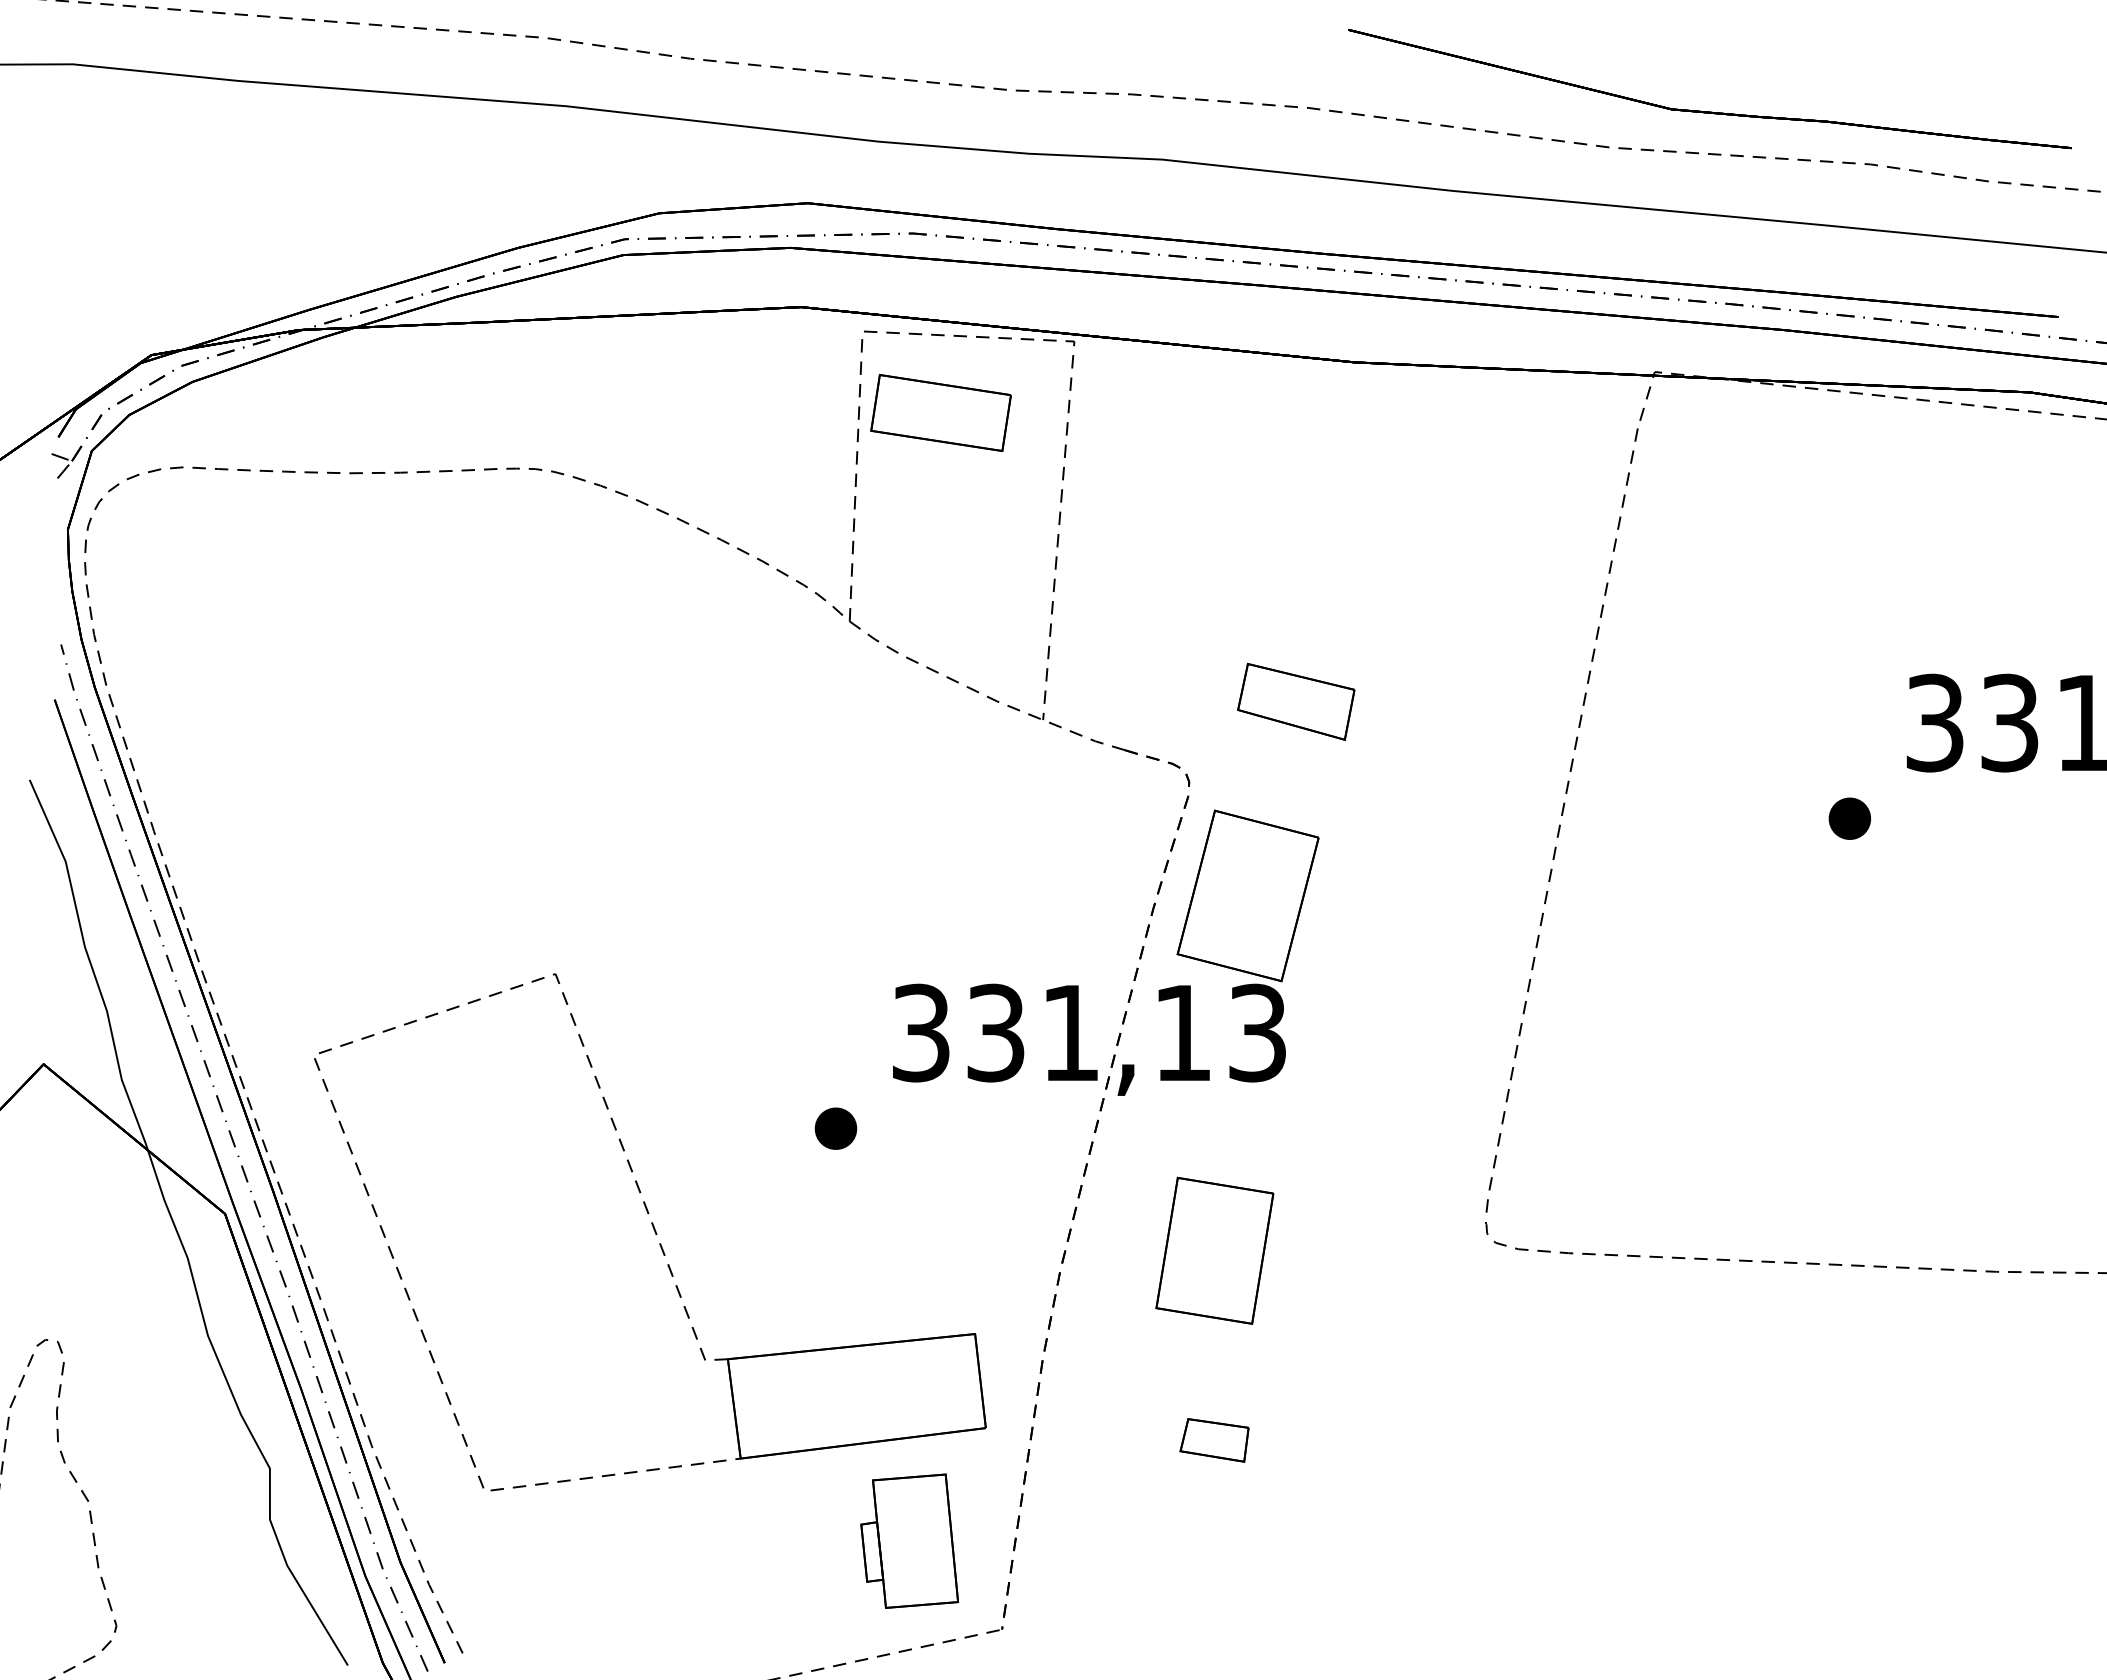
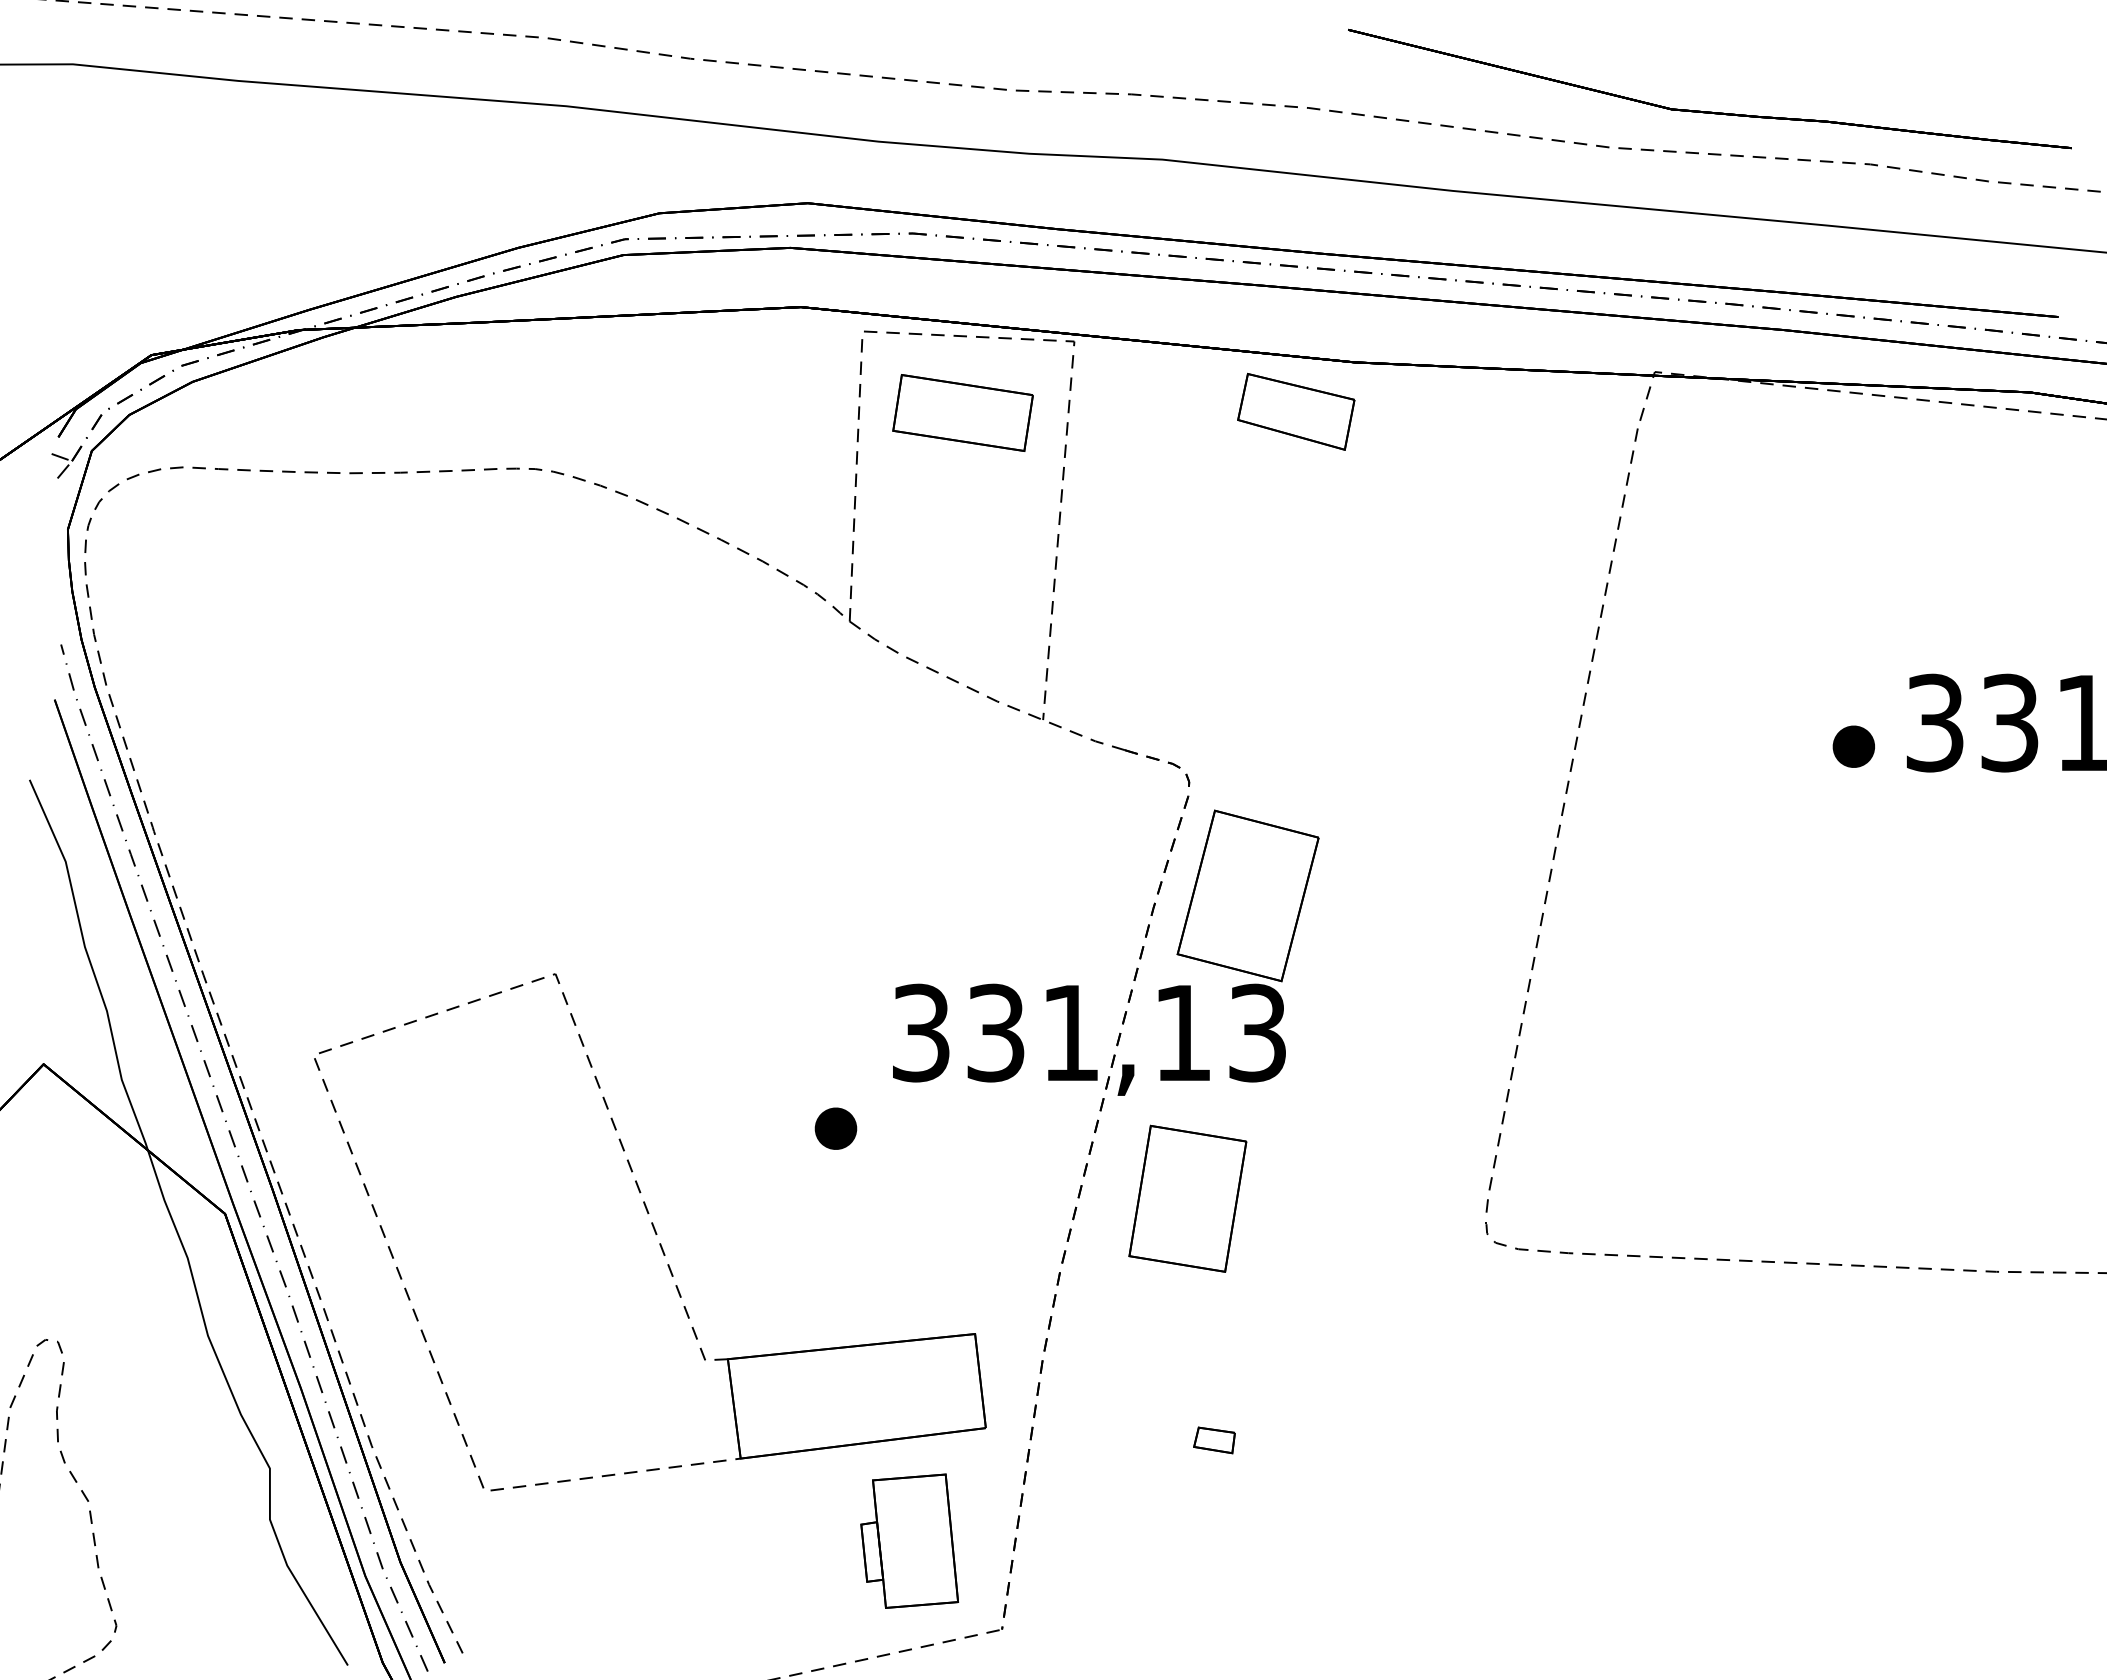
part position: (940, 412) -> (962, 412) (962, 412)
part position: (1296, 701) -> (1296, 411) (1296, 411)
part position: (1849, 818) -> (1853, 746) (1853, 746)
part position: (1214, 1250) -> (1187, 1198) (1187, 1198)
part size: 71x45 px -> 43x29 px (1214, 1440)
